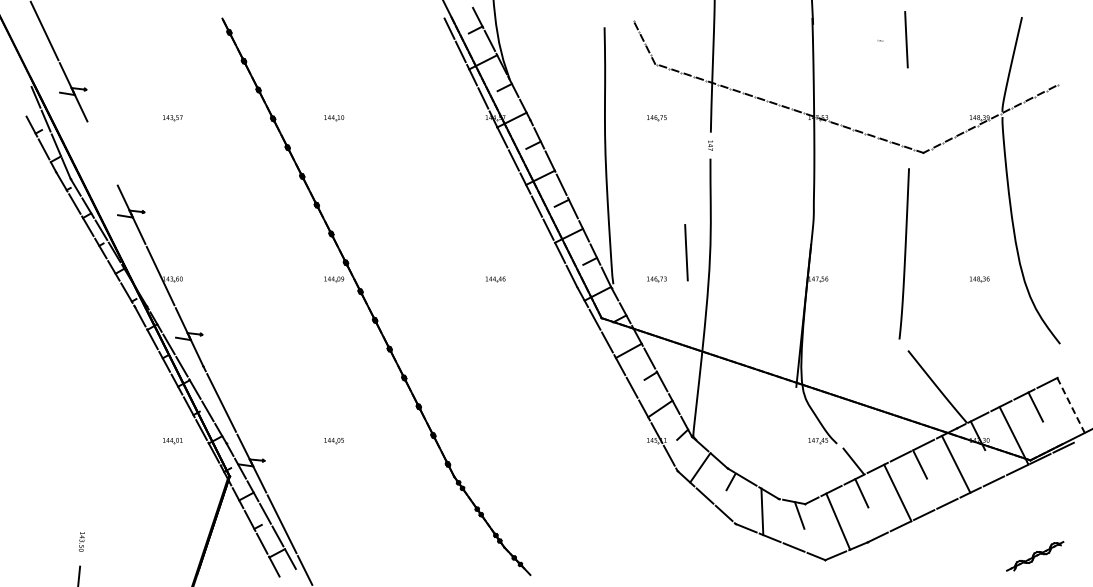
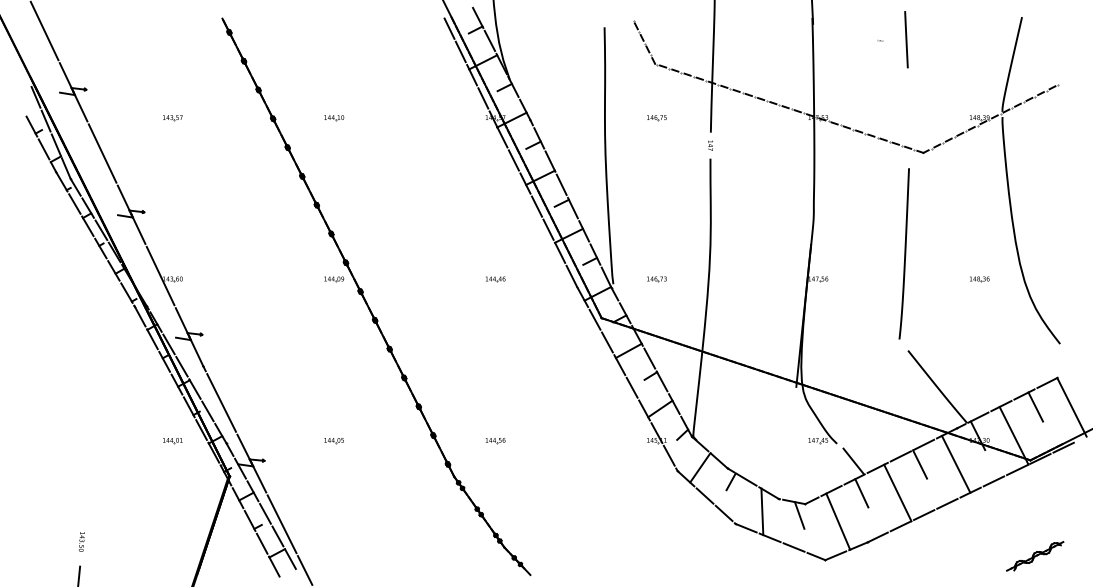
line: none -> present (102, 153)
line: present -> none (686, 252)
line: dashed -> solid (1071, 407)
part: none -> present (495, 441)
